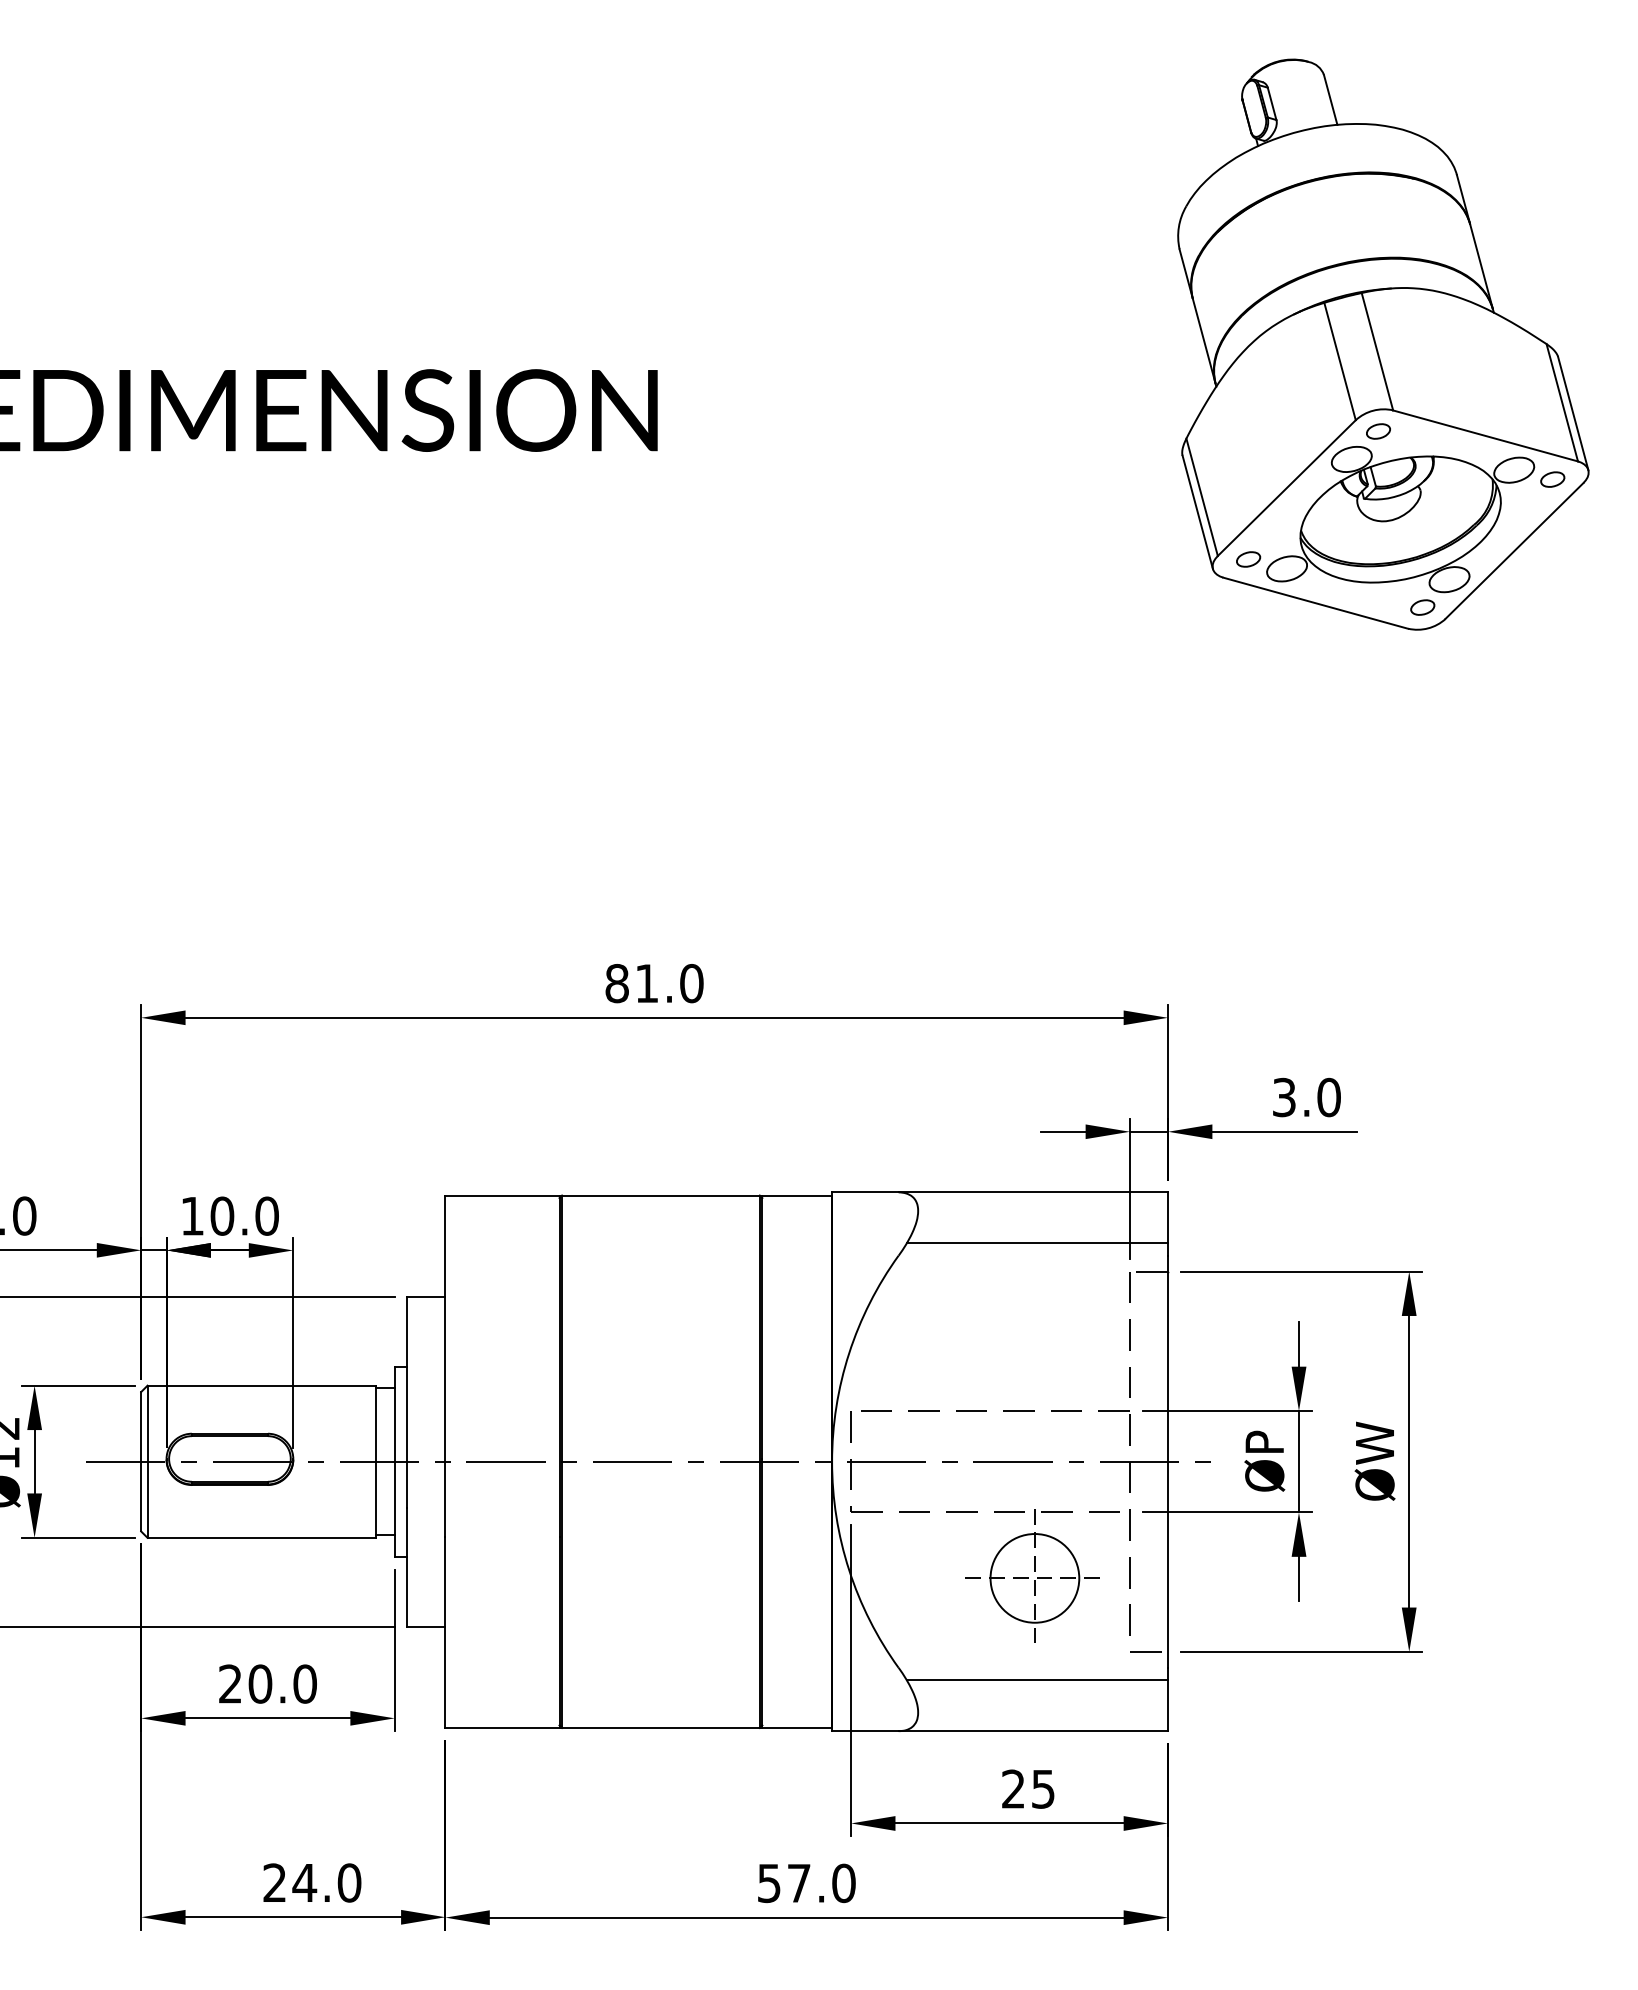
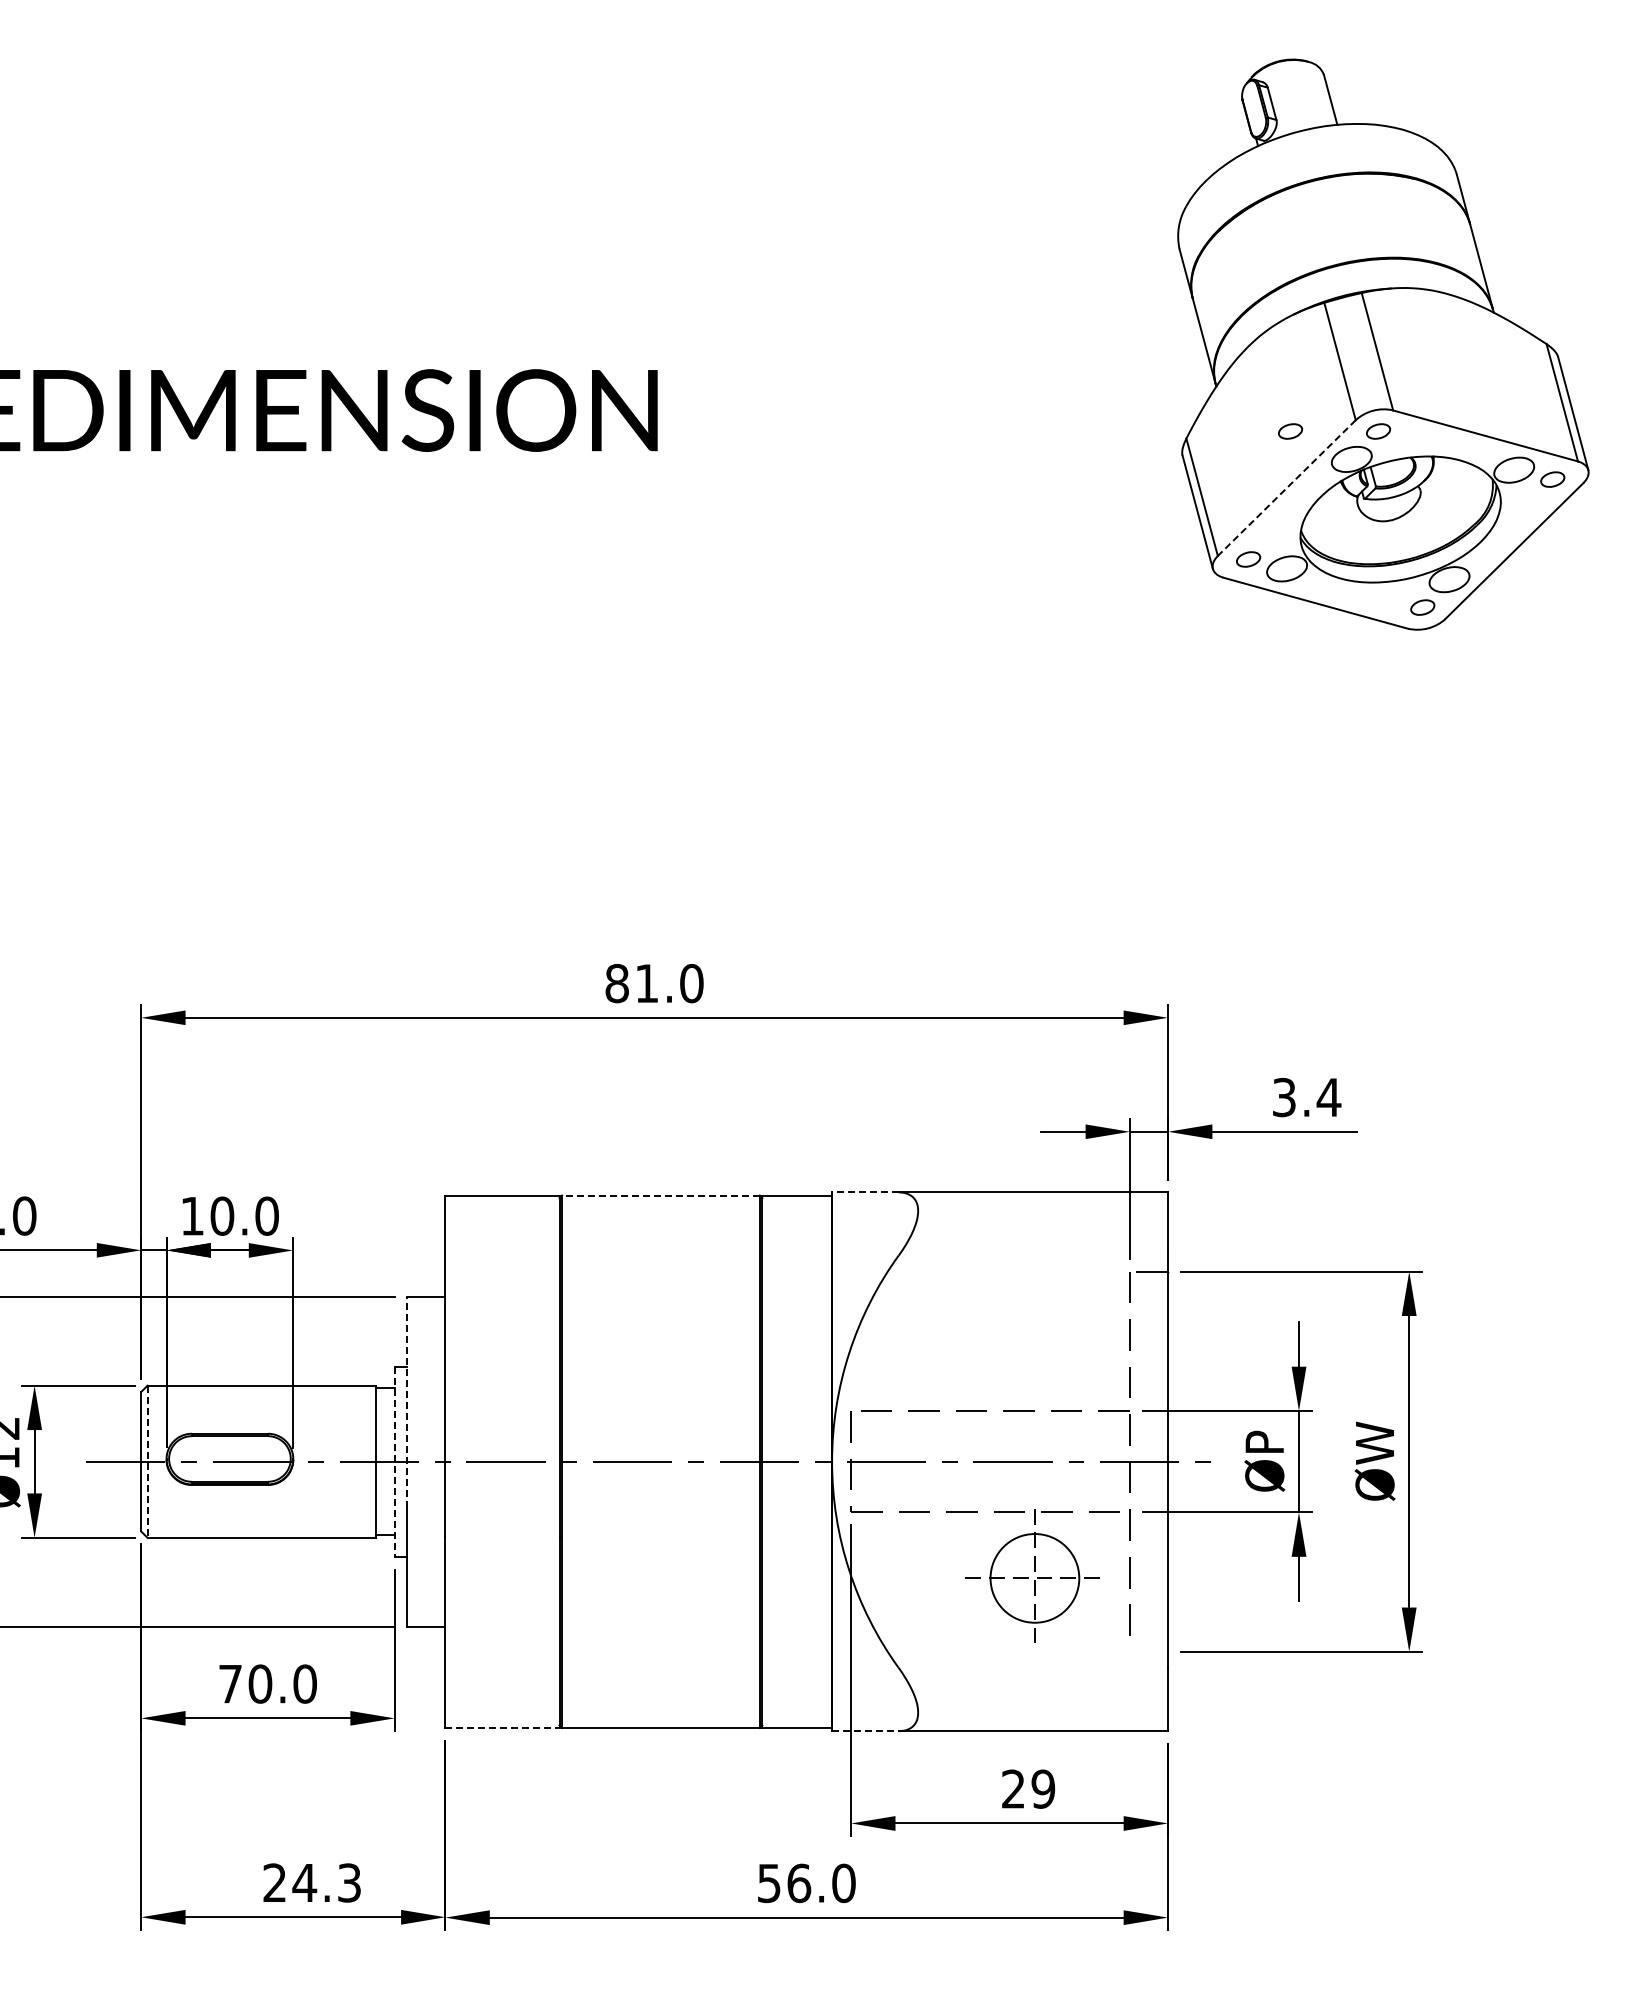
part: none -> present (1290, 431)
line: solid -> dashed (1286, 488)
text: 3.0 -> 3.4 (1328, 1097)
line: solid -> dashed (864, 1192)
line: solid -> dashed (660, 1195)
line: present -> none (1037, 1243)
line: solid -> dashed (407, 1402)
line: solid -> dashed (147, 1462)
line: solid -> dashed (394, 1462)
line: present -> none (1148, 1651)
line: present -> none (1037, 1680)
text: 20.0 -> 70.0 (230, 1683)
line: solid -> dashed (502, 1727)
line: solid -> dashed (865, 1731)
text: 25 -> 29 (1043, 1788)
text: 24.0 -> 24.3 (349, 1882)
text: 57.0 -> 56.0 (799, 1883)
